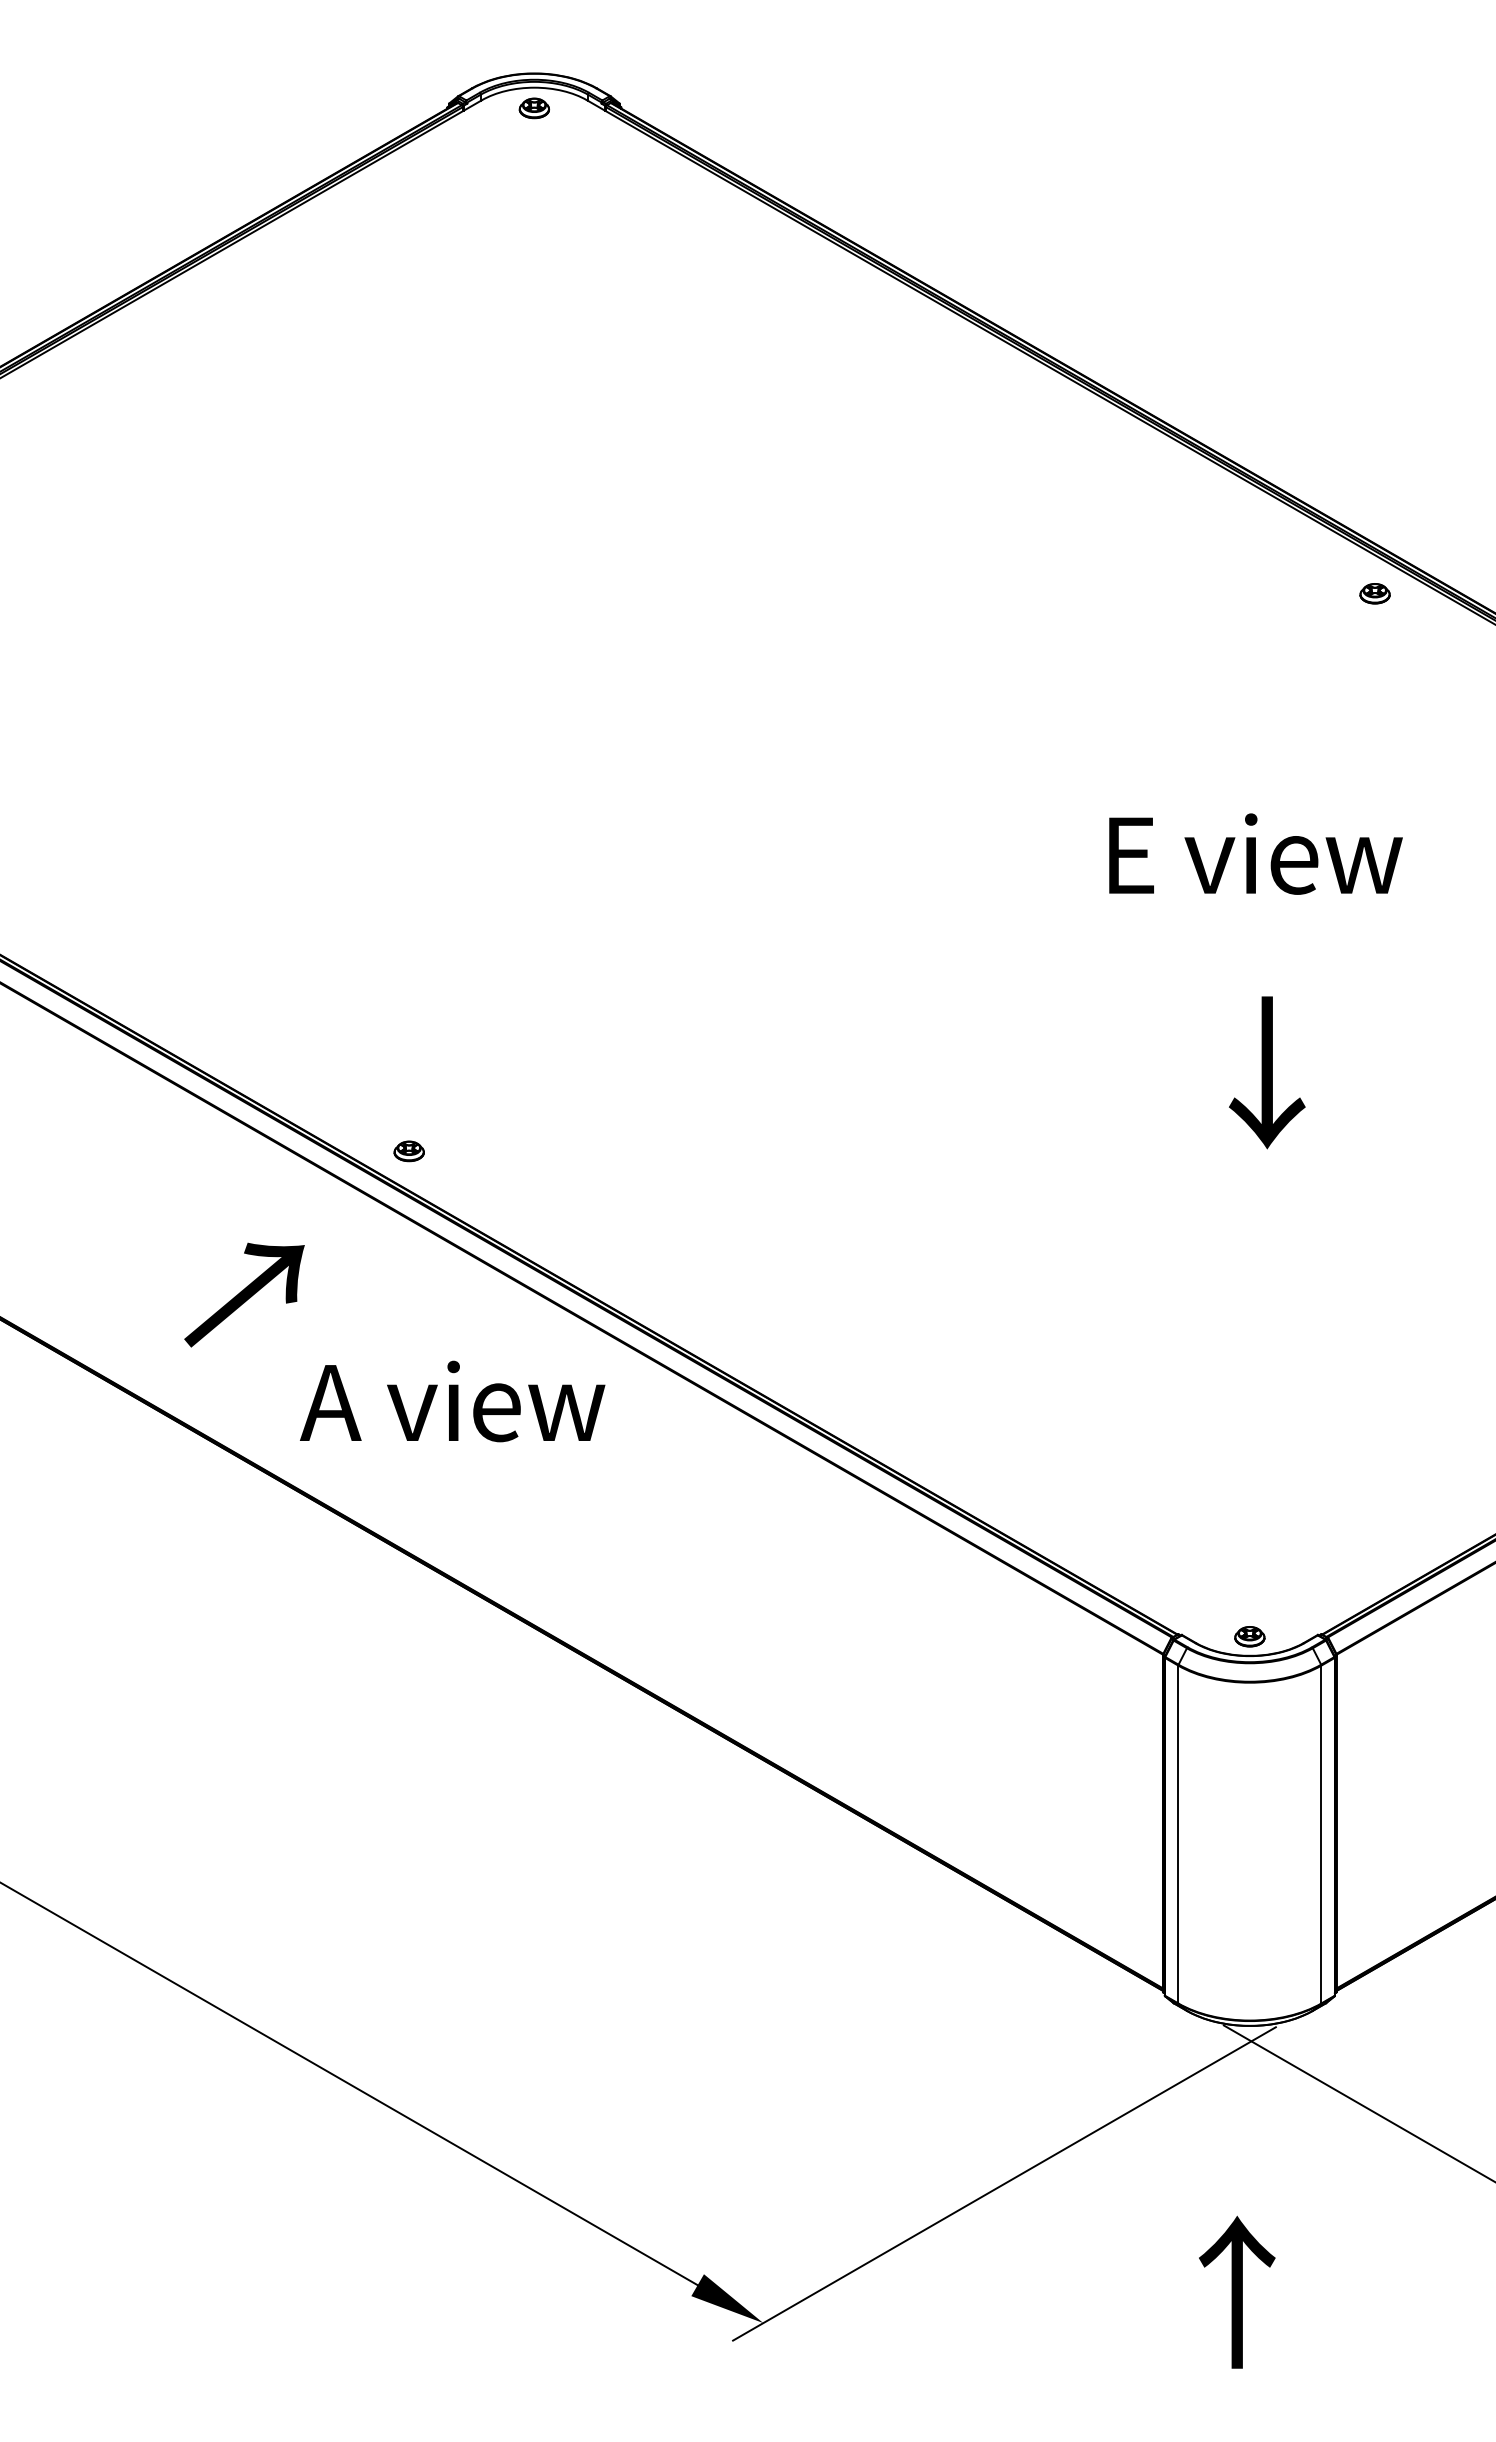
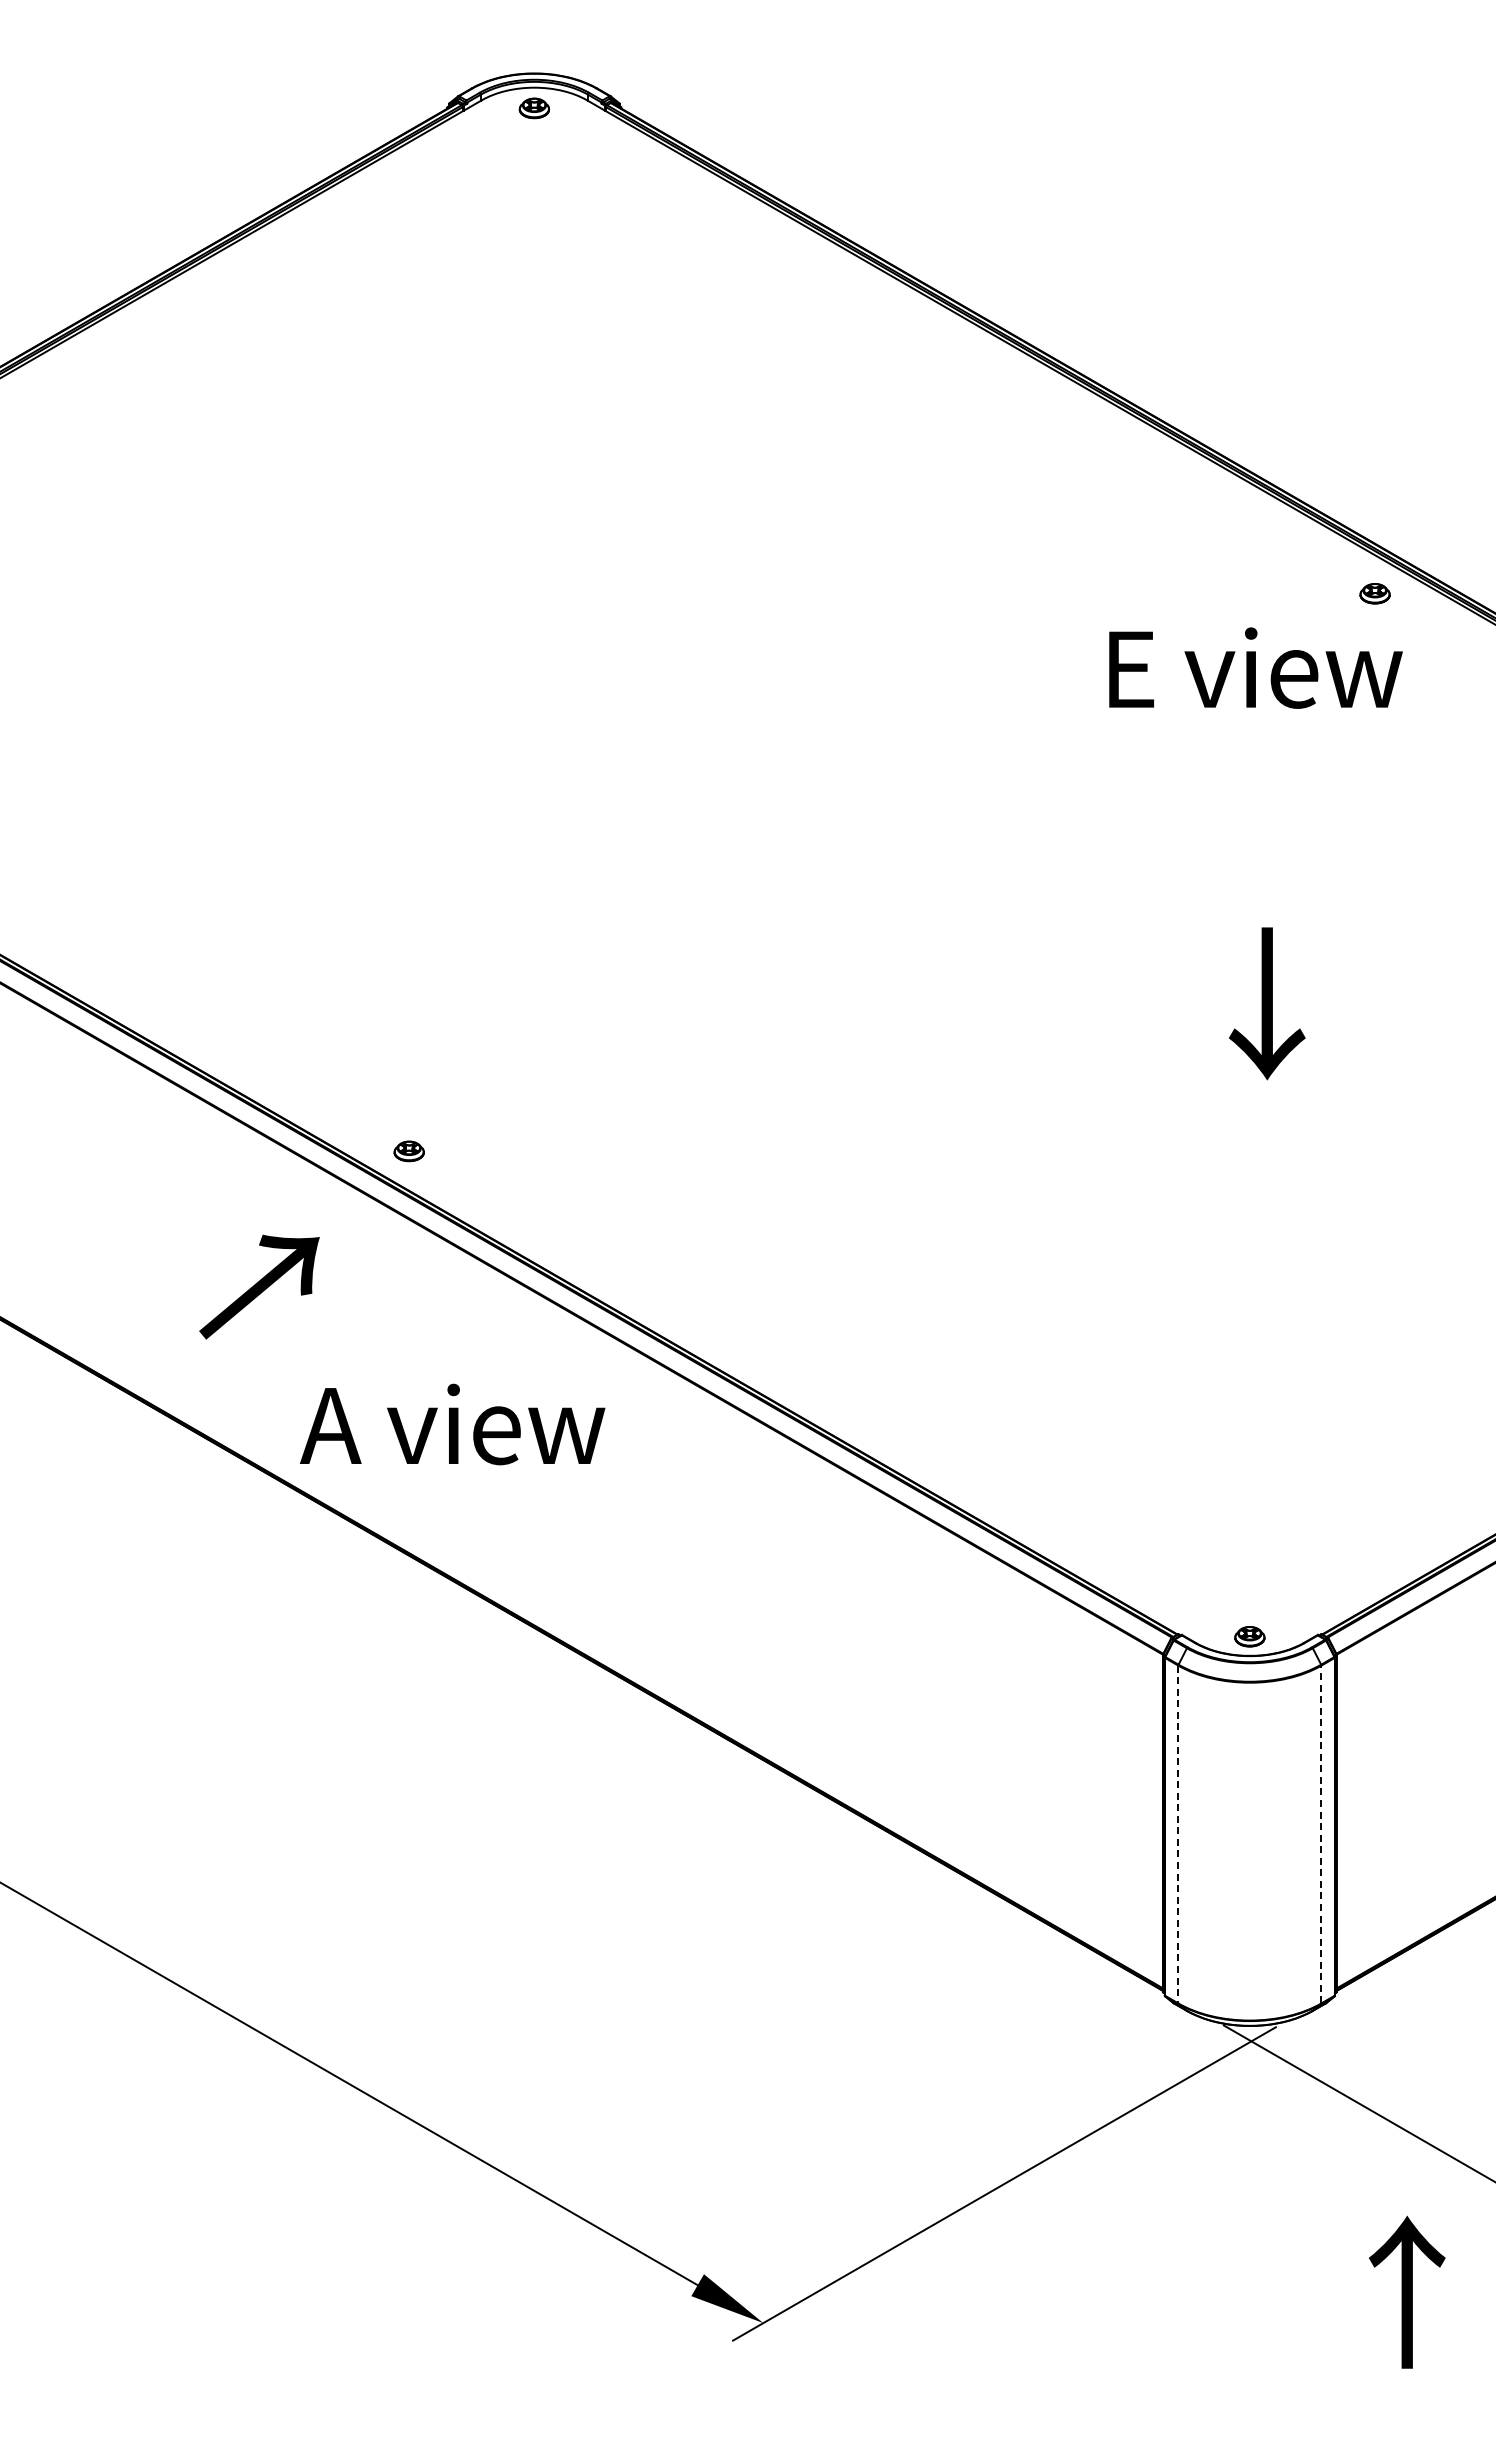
text position: (1255, 853) -> (1255, 667) (1255, 667)
text position: (1267, 1072) -> (1267, 1003) (1267, 1003)
text position: (244, 1294) -> (259, 1286) (259, 1286)
text position: (452, 1401) -> (452, 1424) (452, 1424)
line: solid -> dashed (1178, 1834)
line: solid -> dashed (1321, 1834)
text position: (1237, 2291) -> (1407, 2291) (1407, 2291)
